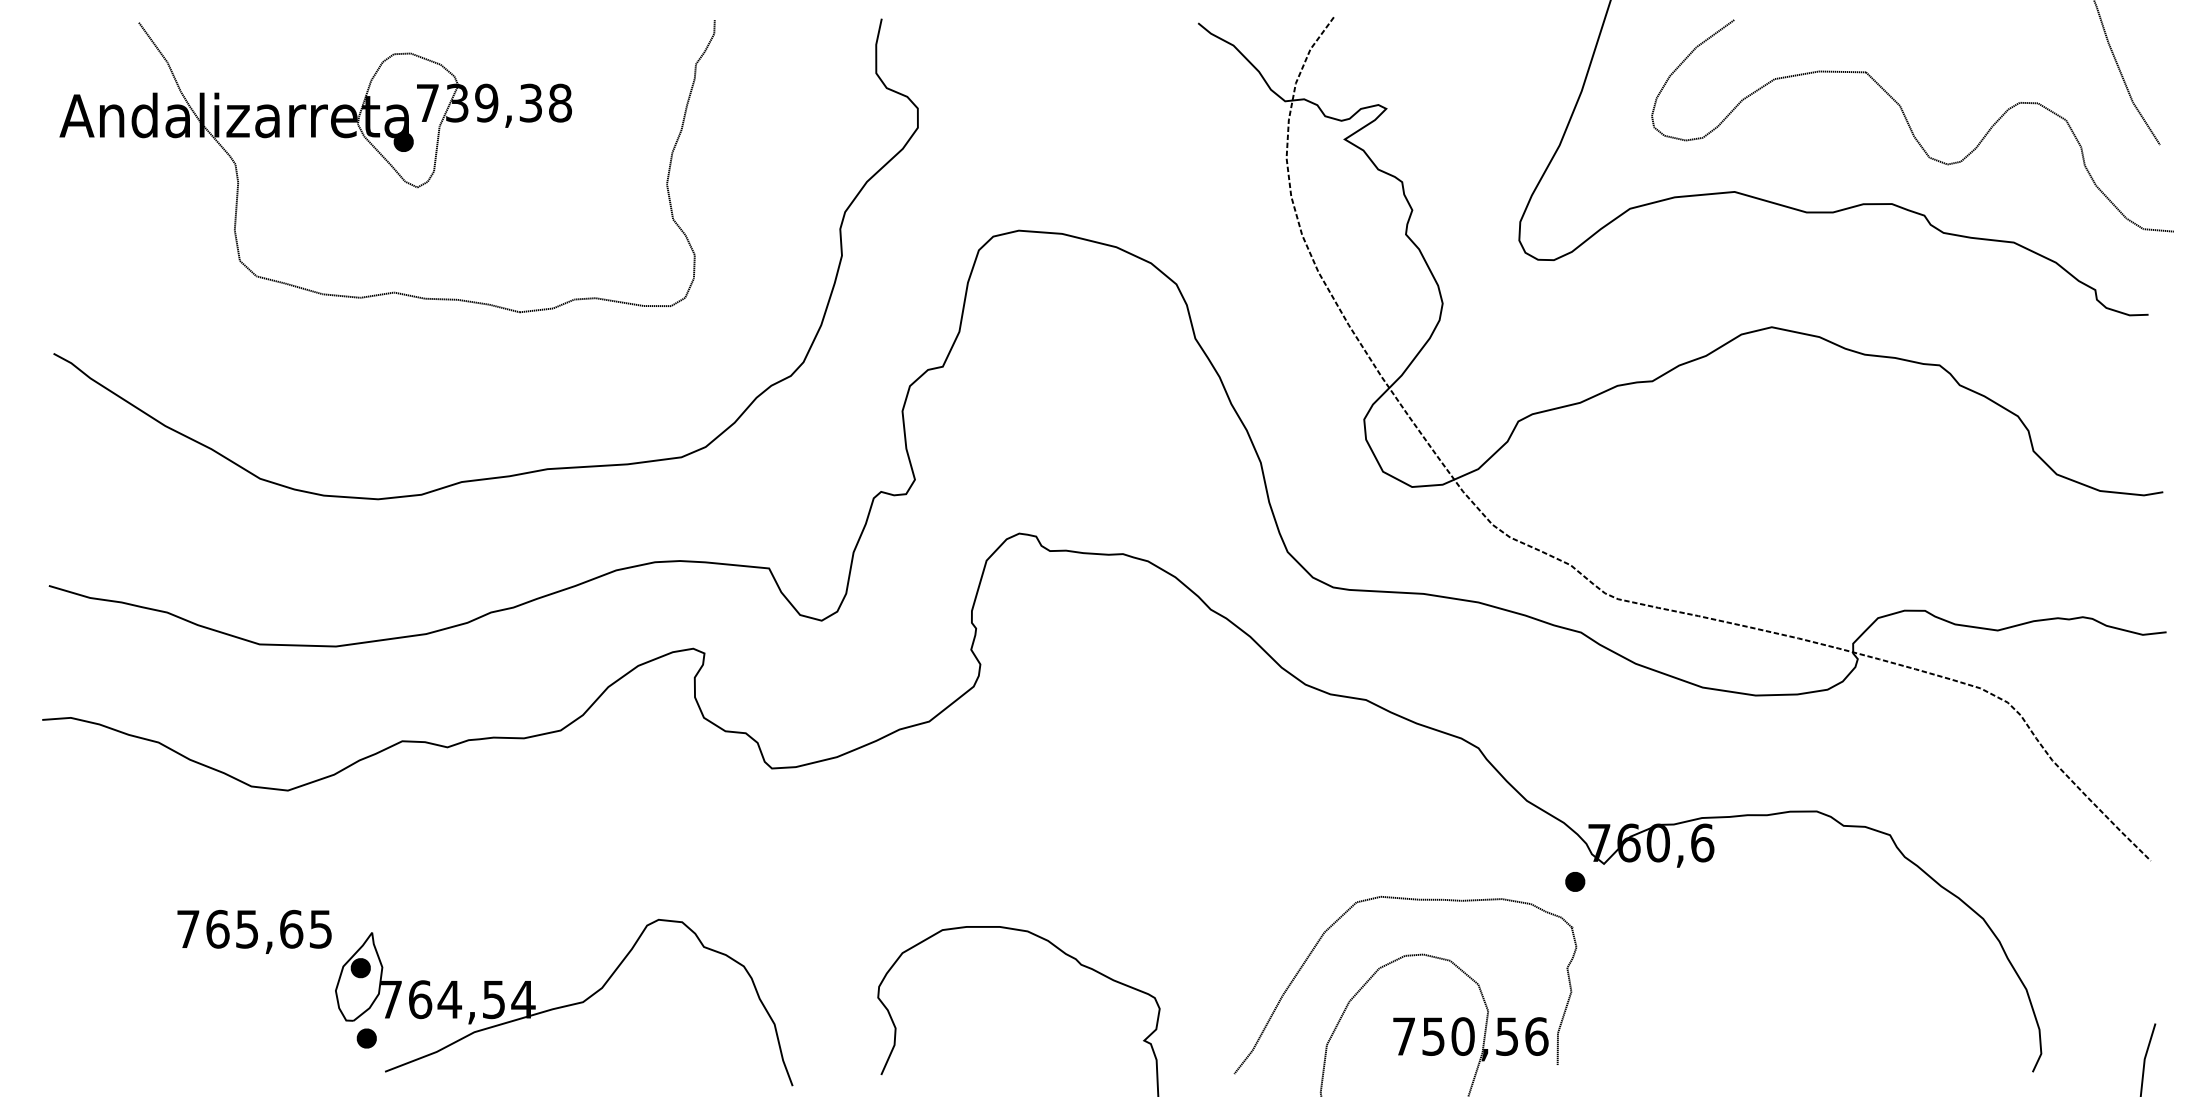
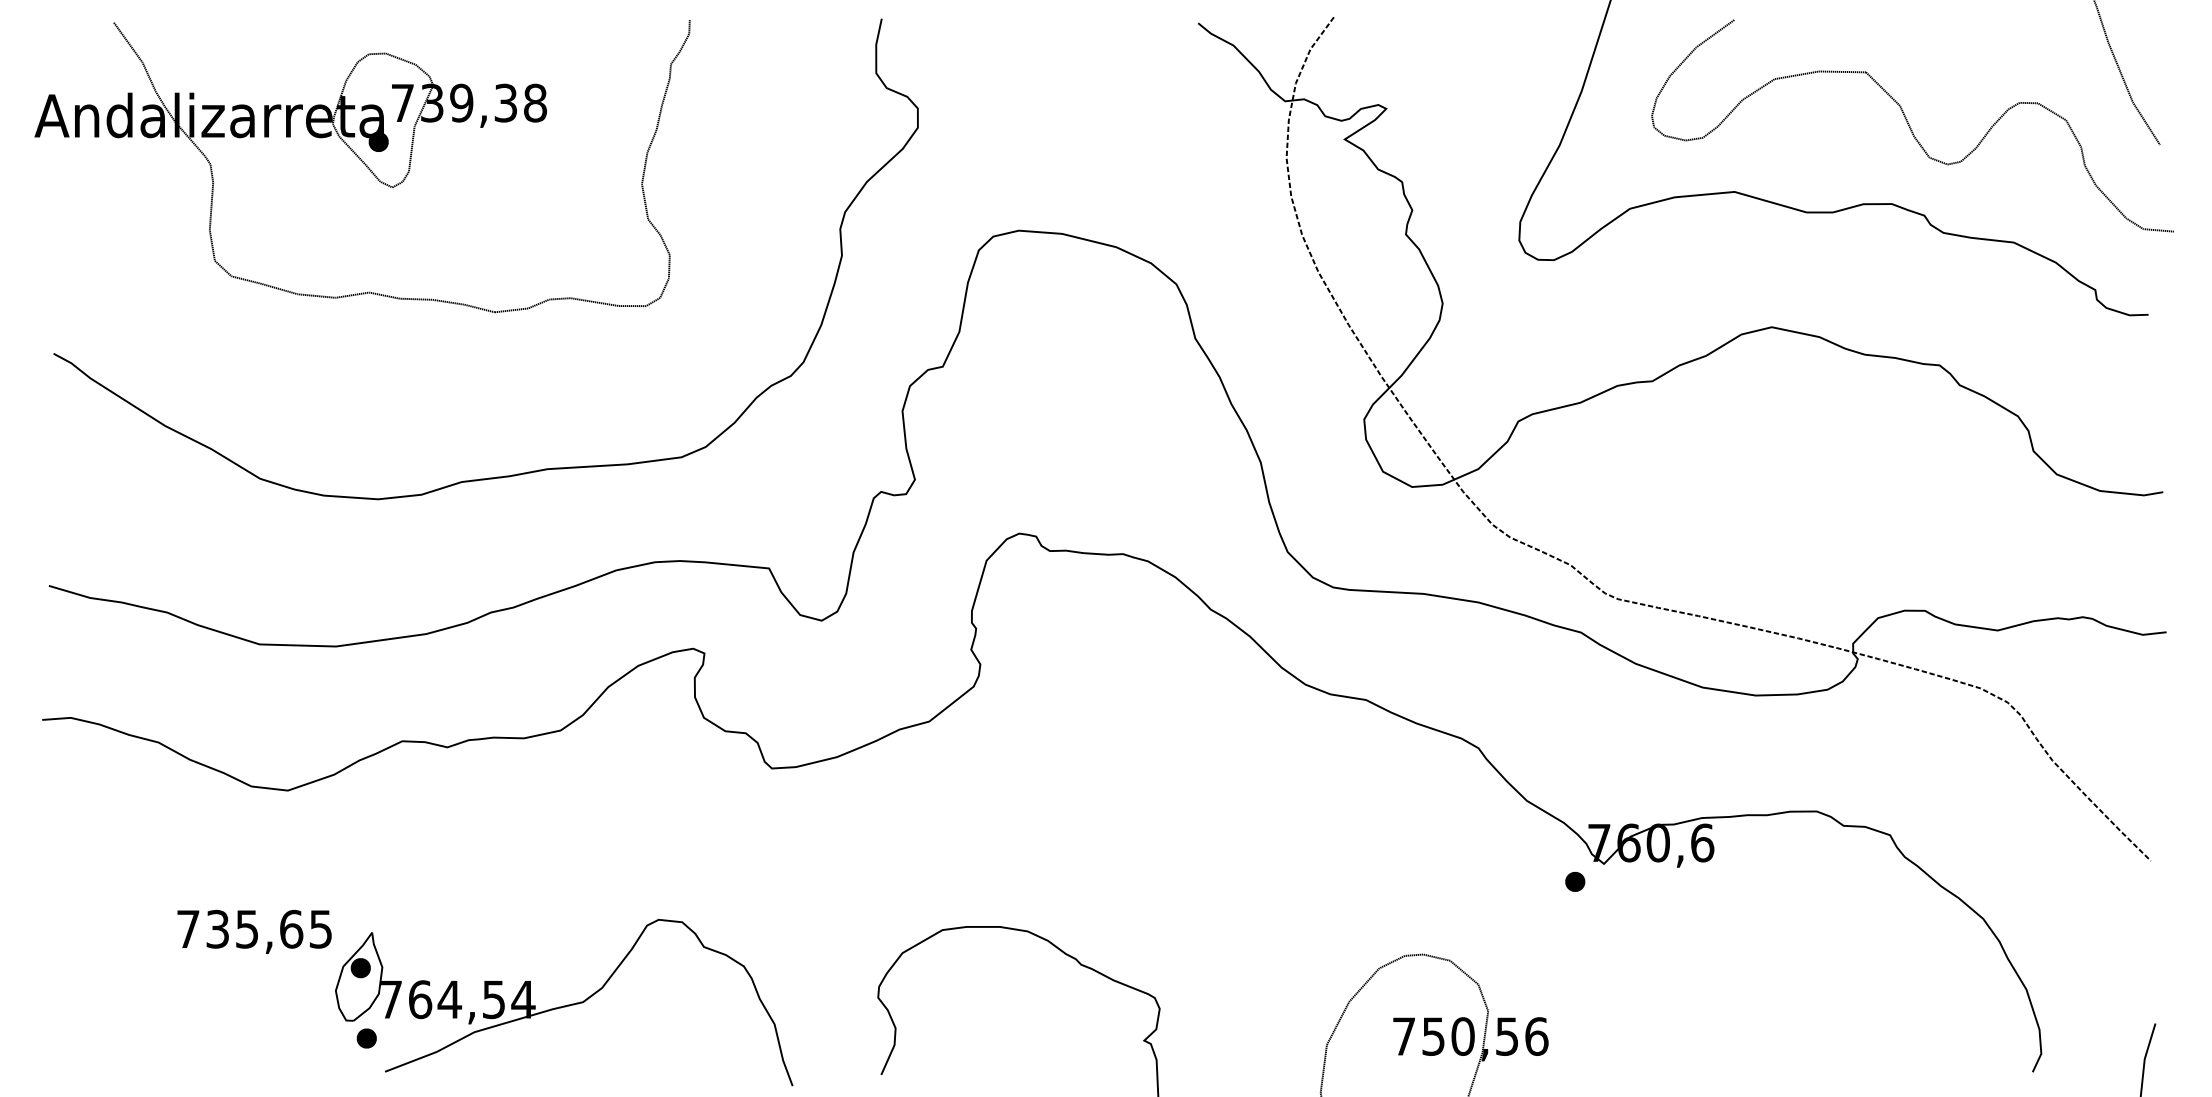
part position: (387, 166) -> (362, 166) (362, 166)
curve: present -> none (1413, 900)
text: 765,65 -> 735,65 (217, 928)
